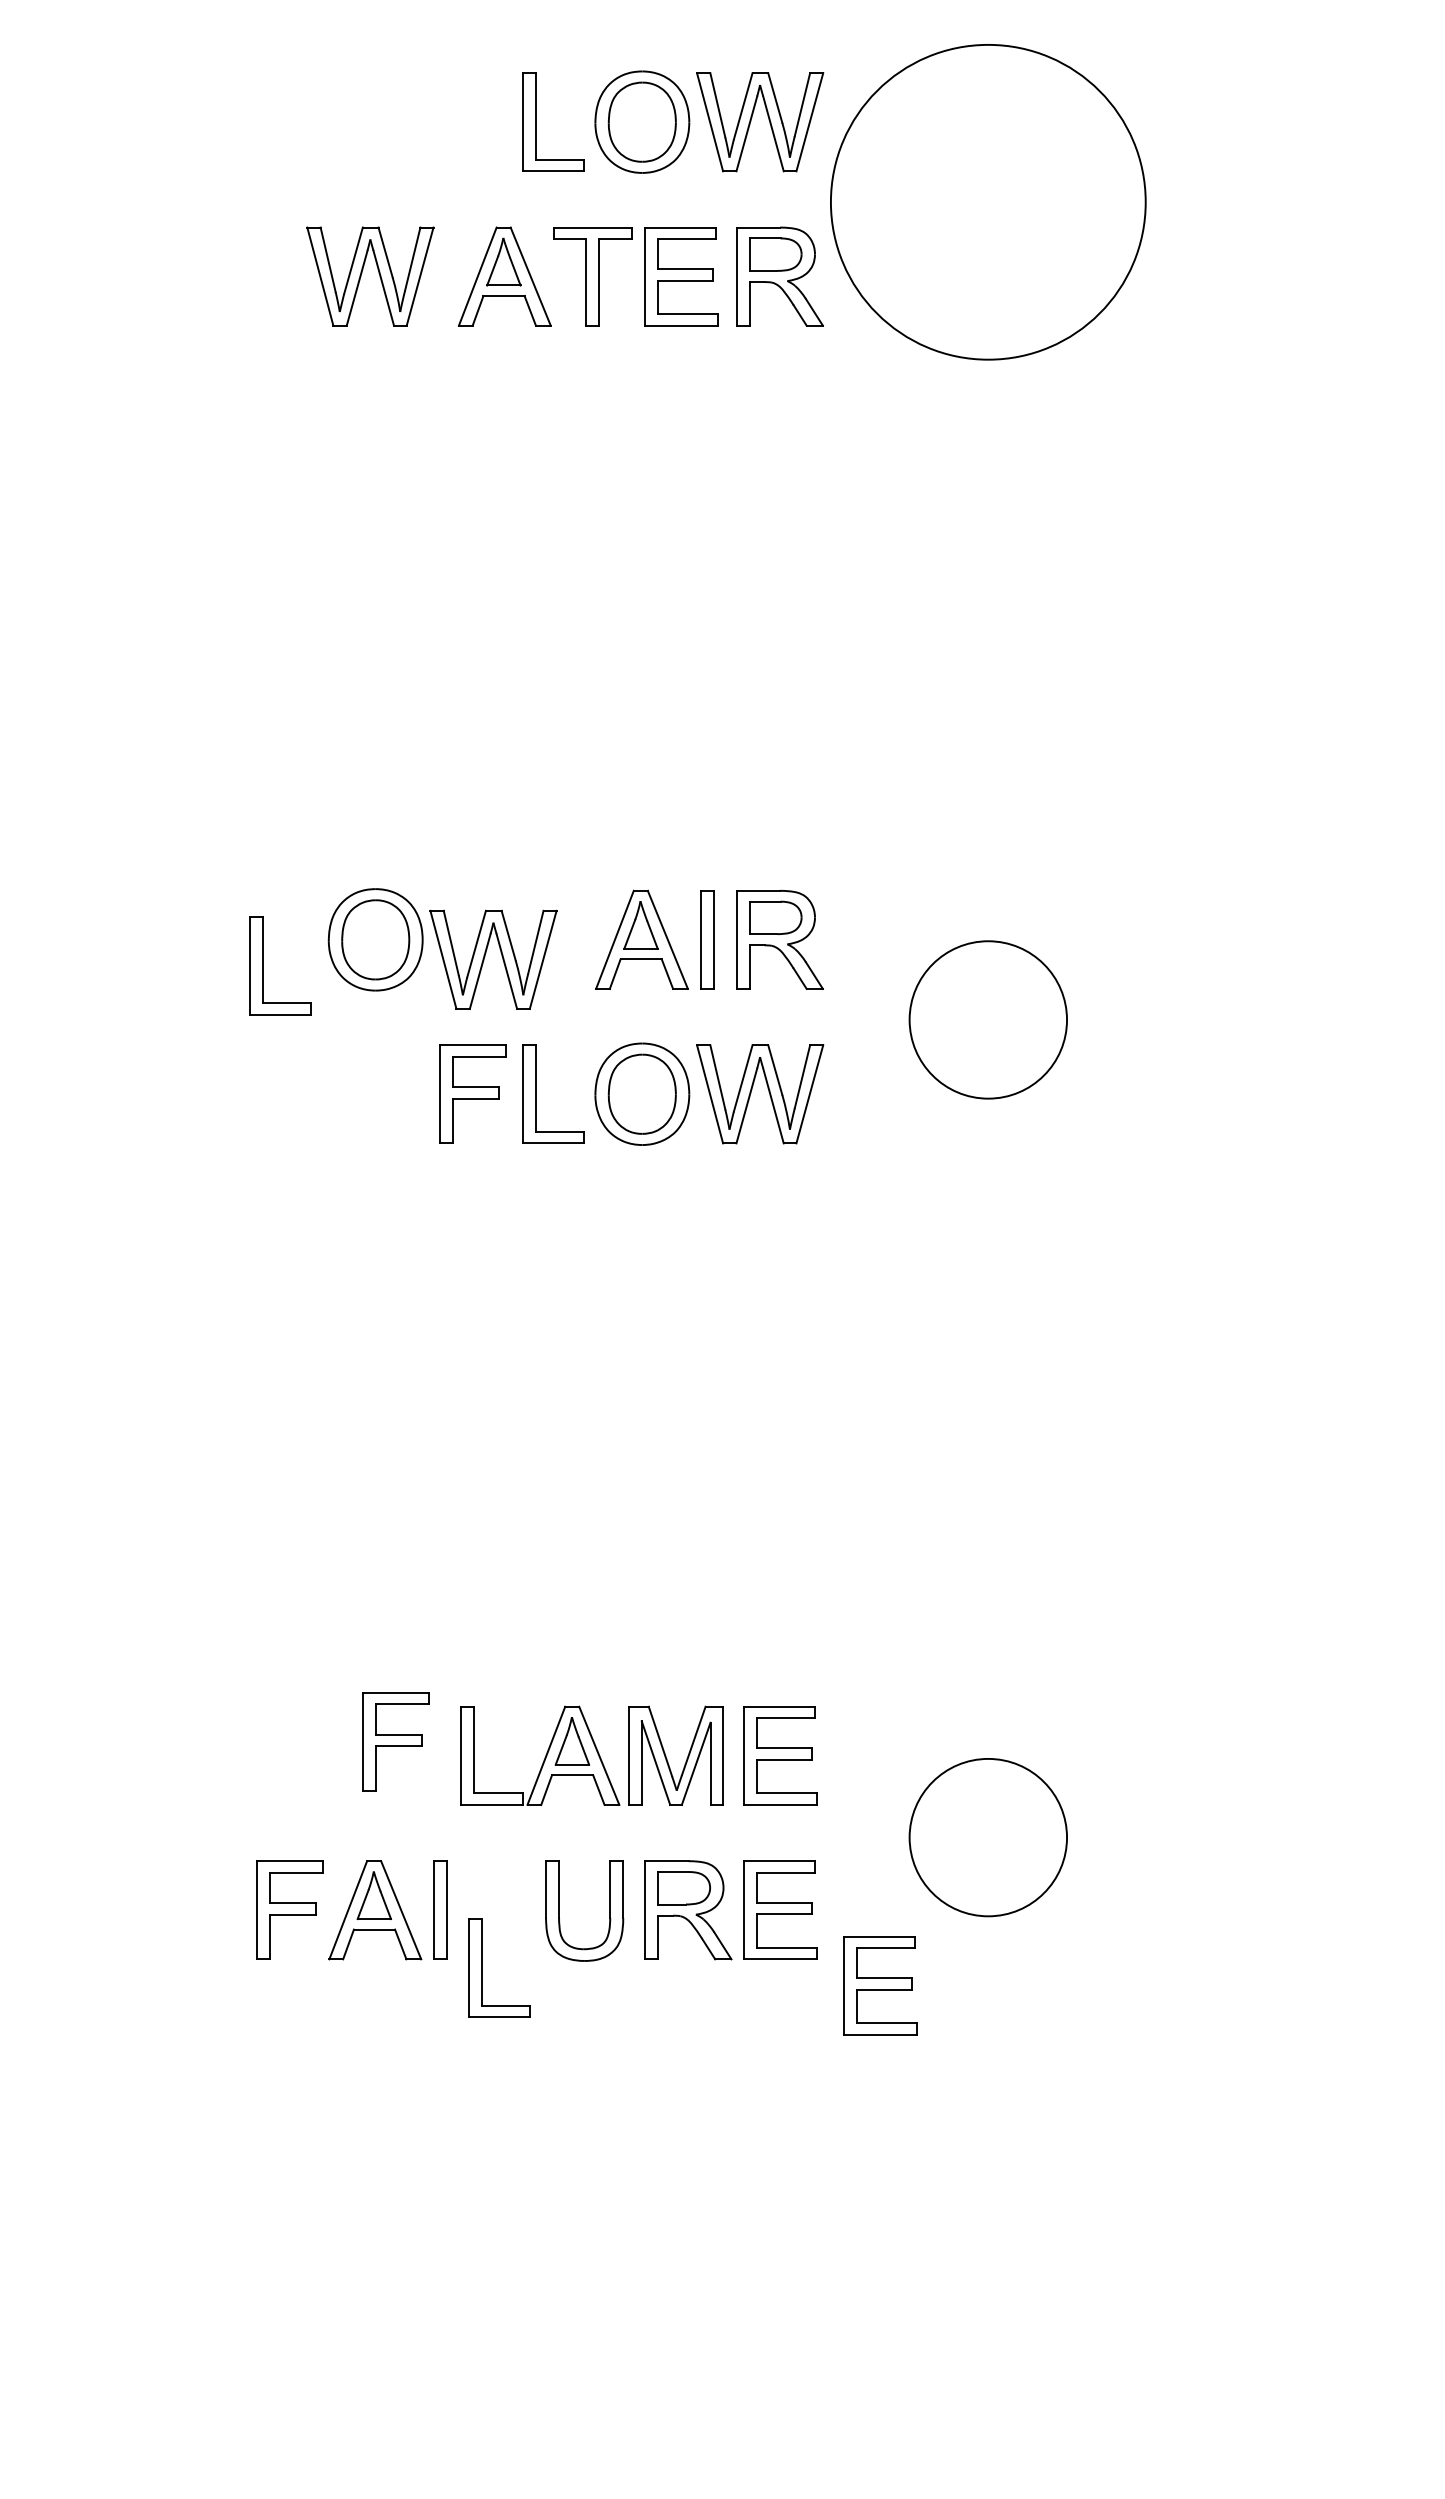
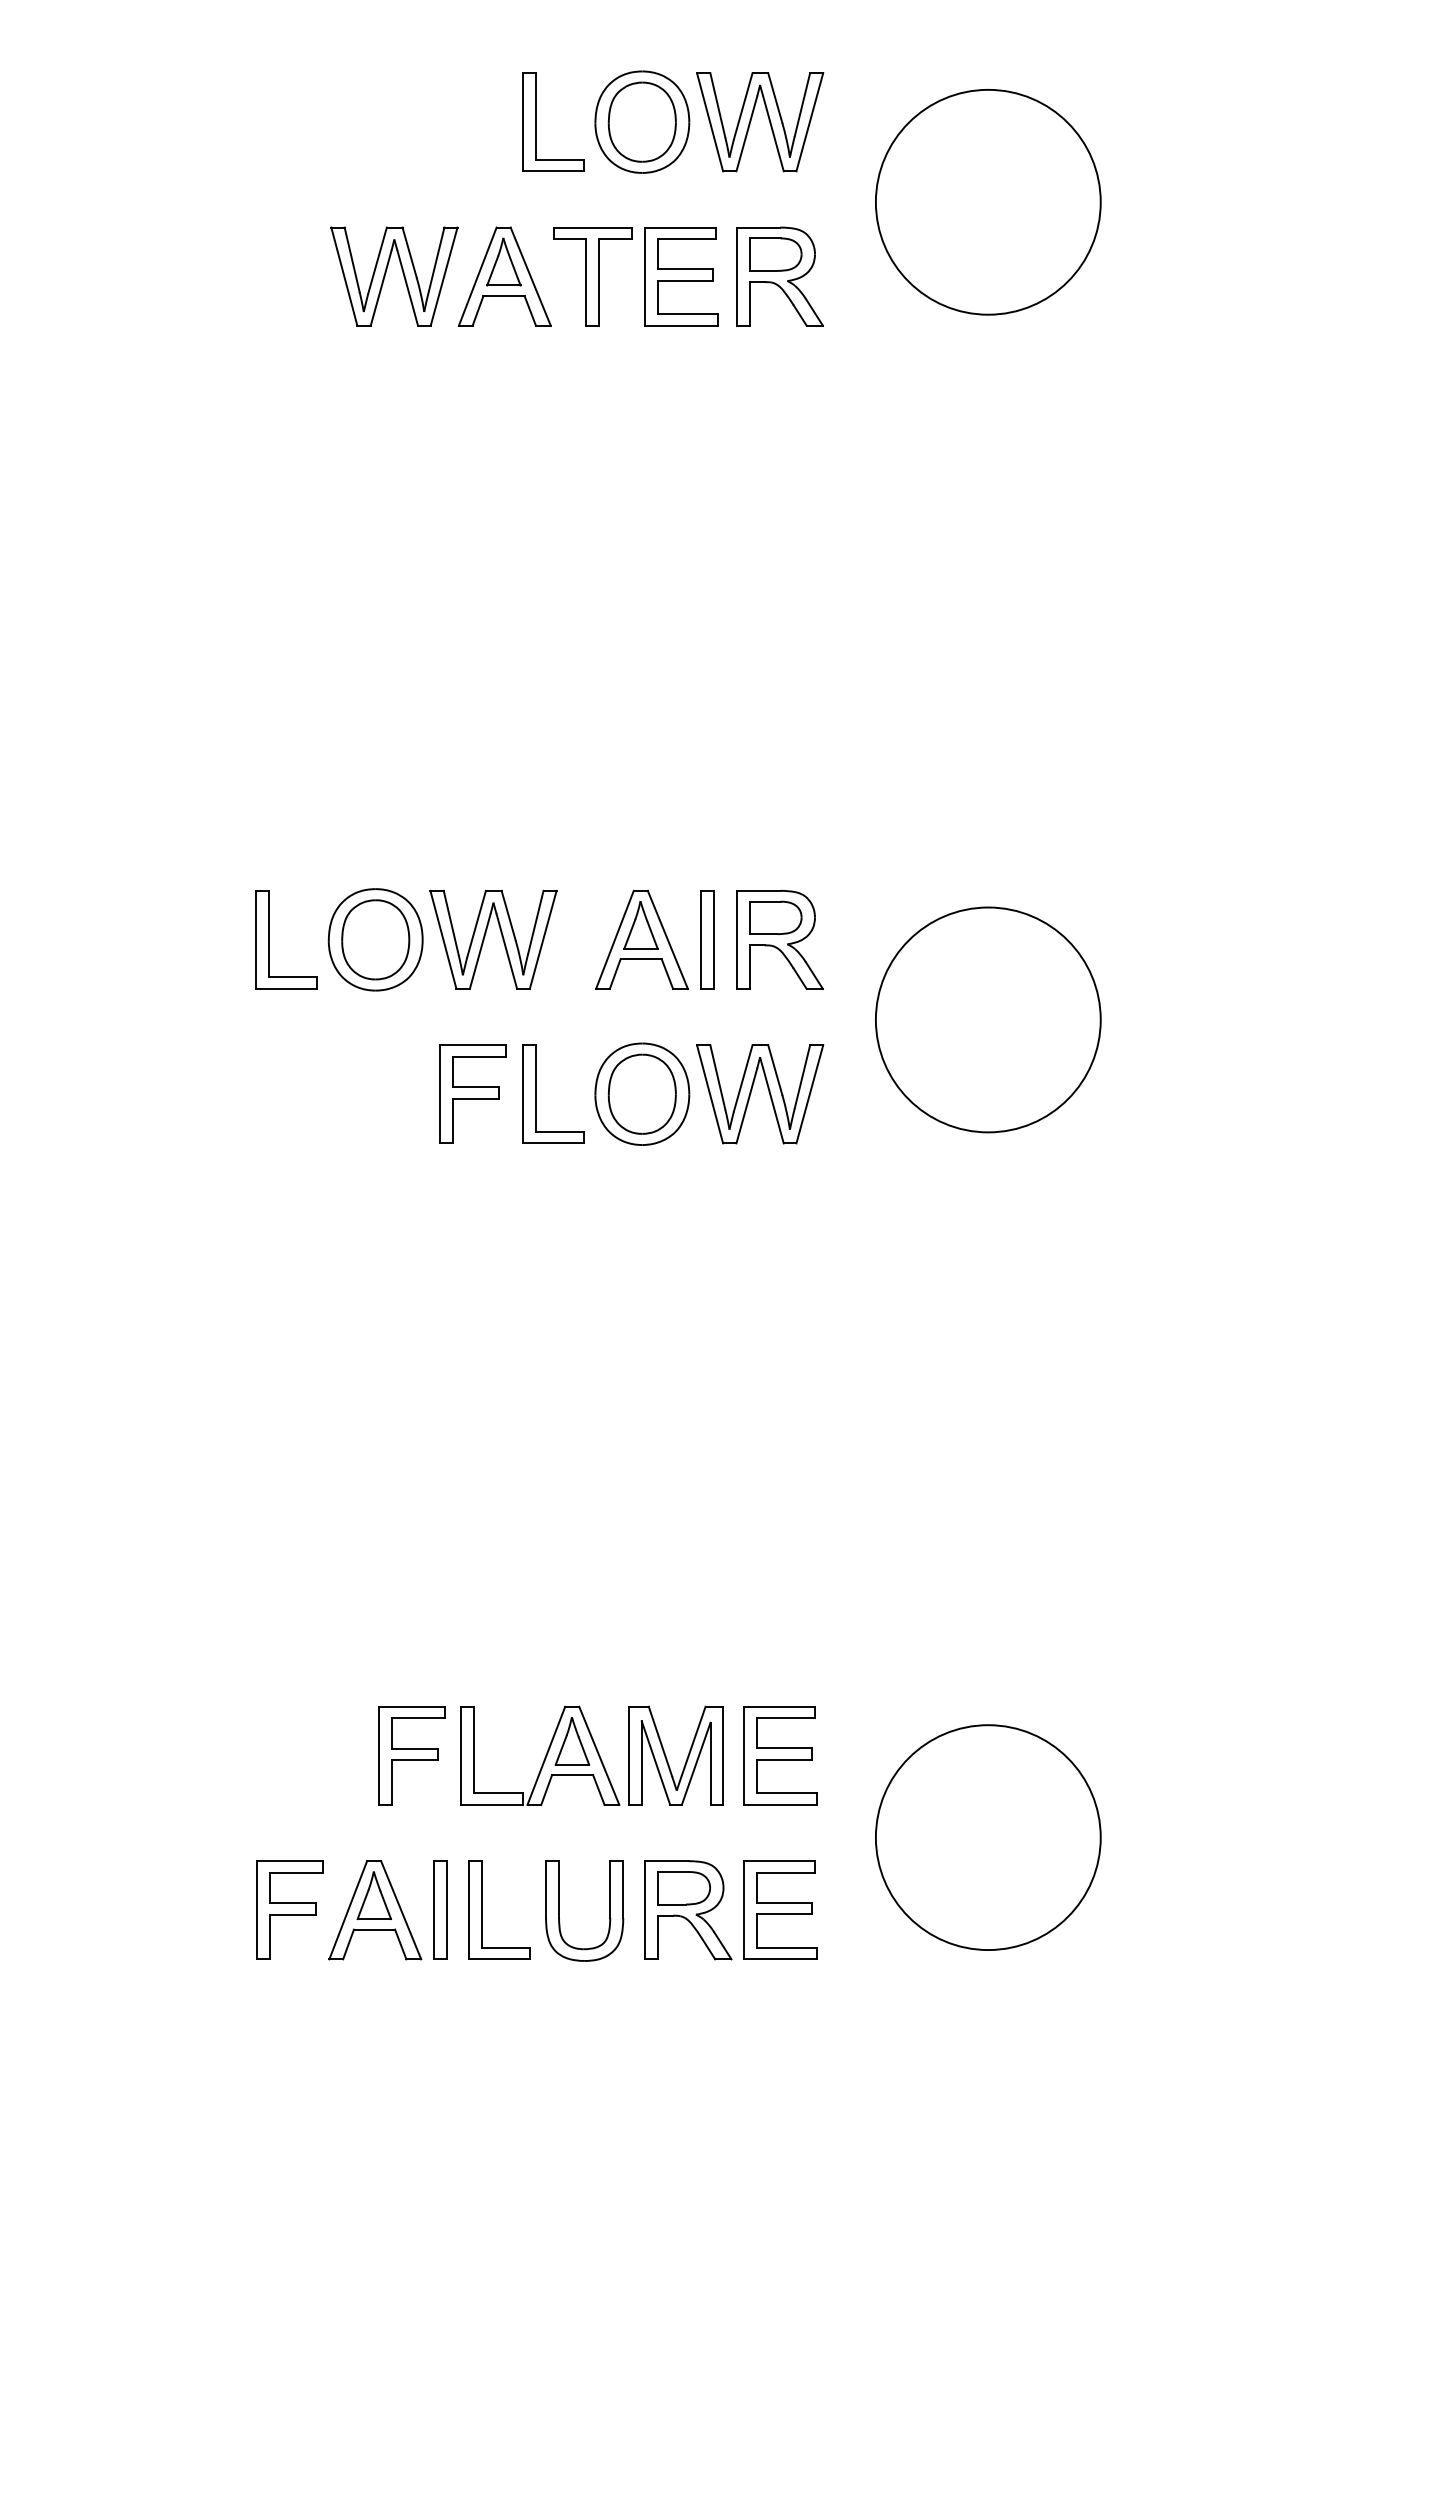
circle diameter: 315 px -> 225 px (987, 201)
part position: (362, 273) -> (386, 273) (386, 273)
part position: (485, 956) -> (485, 936) (485, 936)
part position: (263, 965) -> (269, 939) (269, 939)
circle diameter: 157 px -> 225 px (987, 1019)
part position: (395, 1741) -> (411, 1755) (411, 1755)
circle diameter: 157 px -> 225 px (987, 1837)
part position: (482, 1967) -> (482, 1909) (482, 1909)
part: present -> none (880, 1985)
